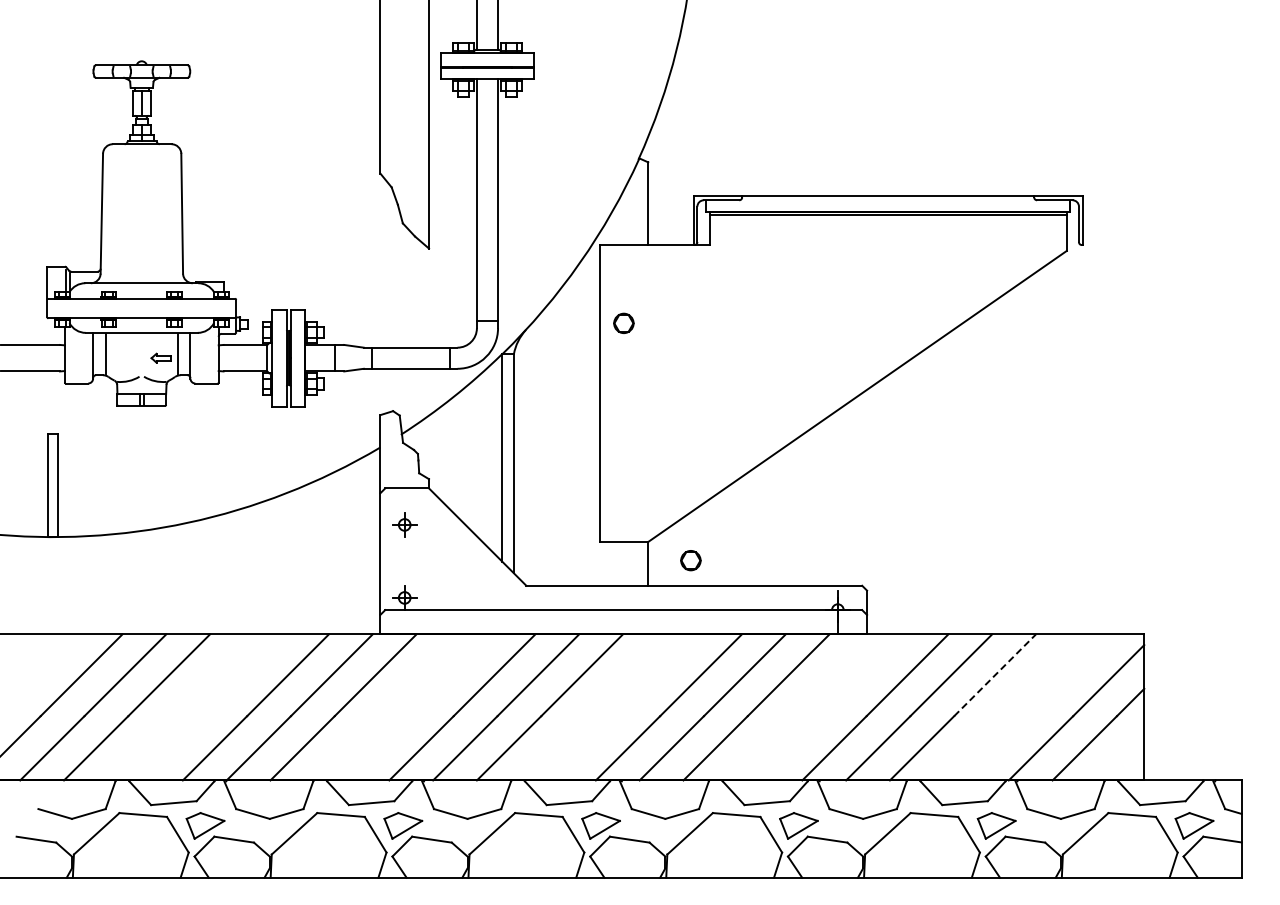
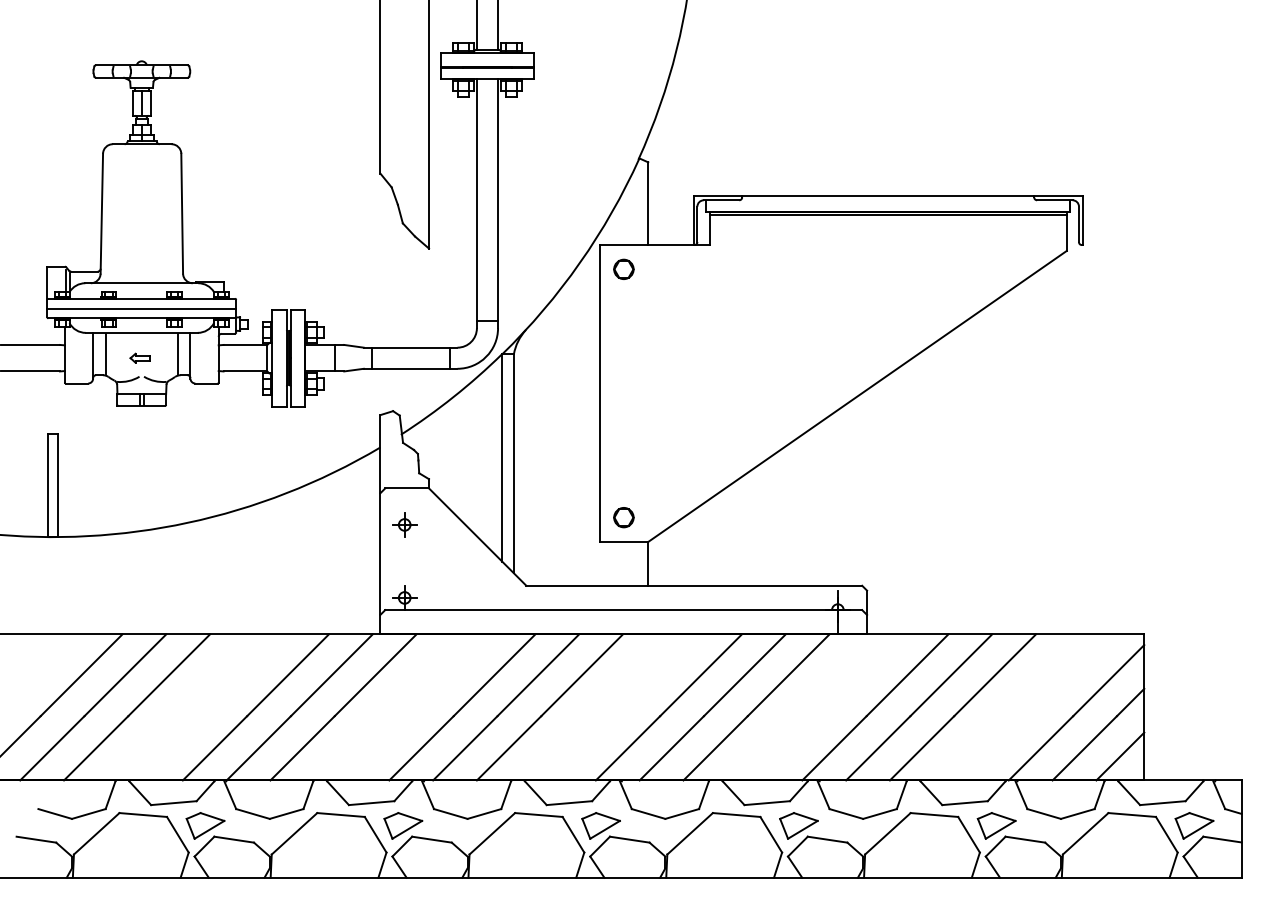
line: none -> present (141, 308)
circle position: (623, 322) -> (623, 268) (623, 268)
part position: (160, 357) -> (139, 357) (139, 357)
circle position: (690, 560) -> (623, 517) (623, 517)
line: dashed -> solid (995, 675)
line: none -> present (1120, 756)
